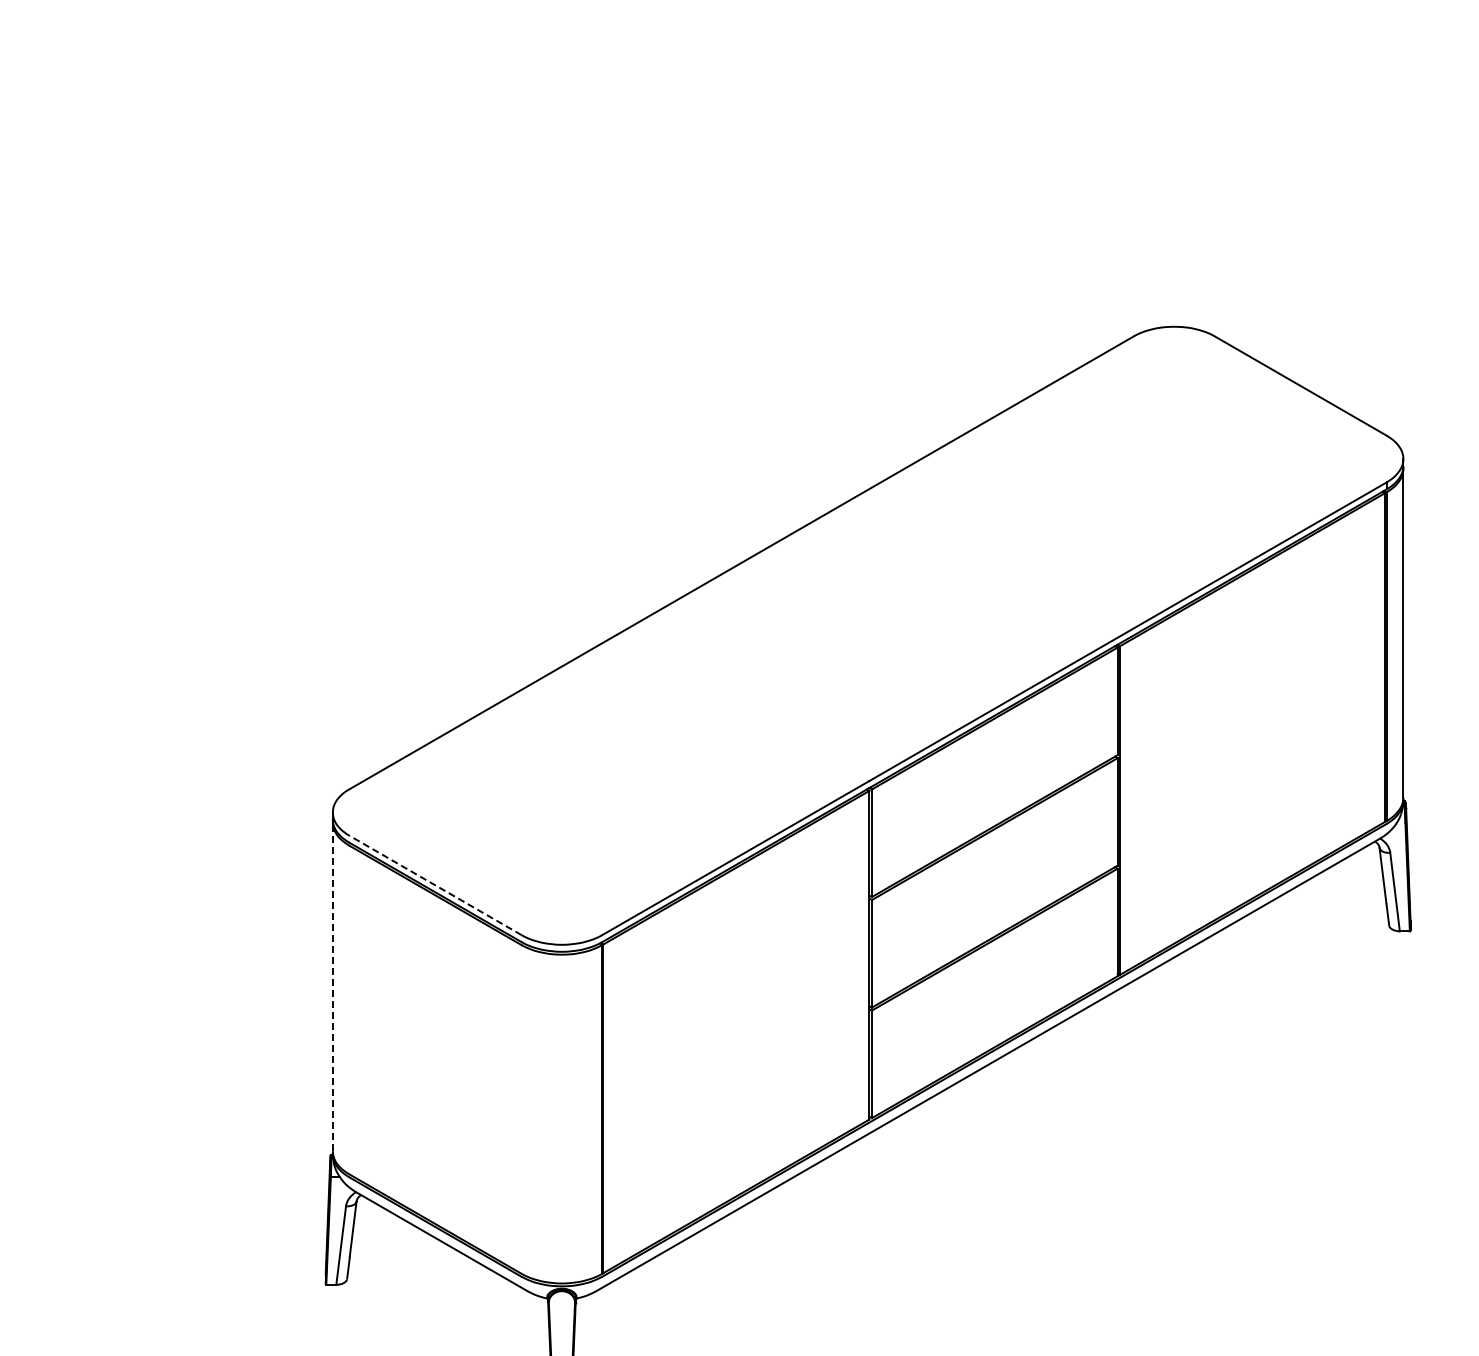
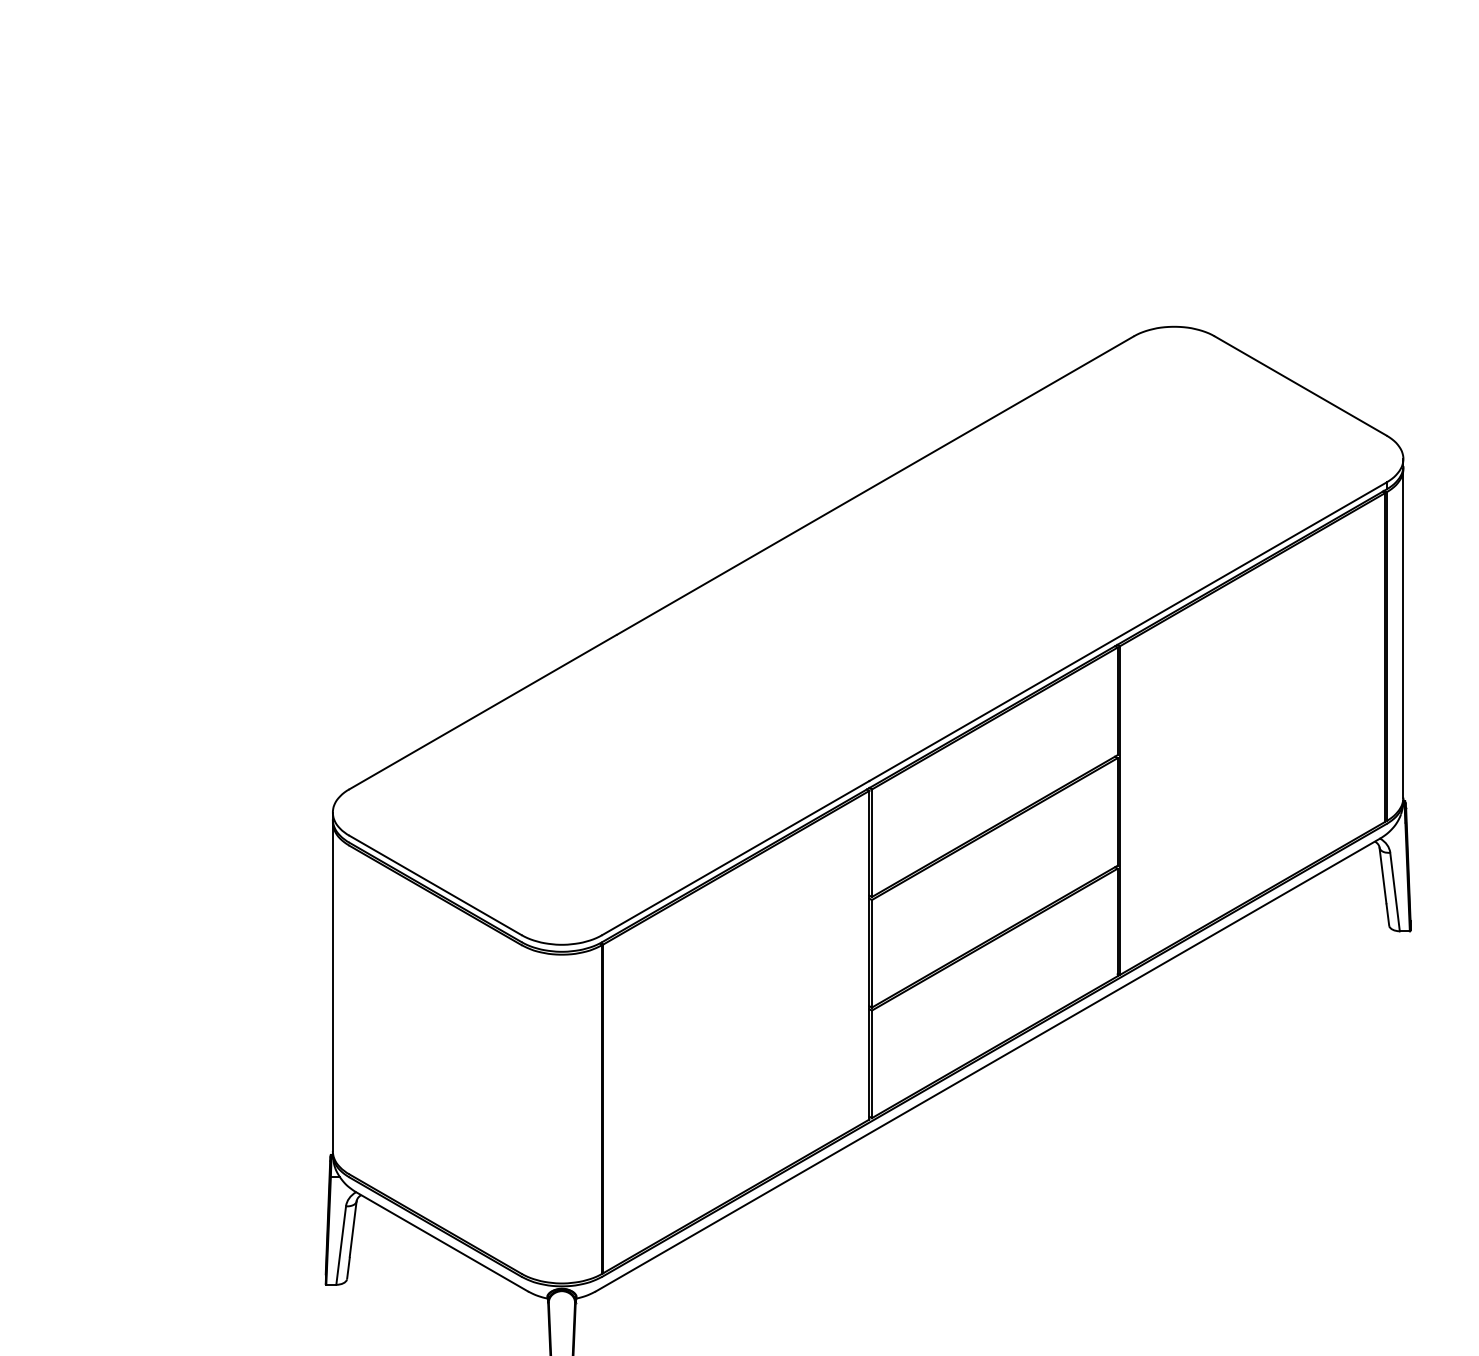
line: dashed -> solid (435, 885)
line: dashed -> solid (332, 986)
